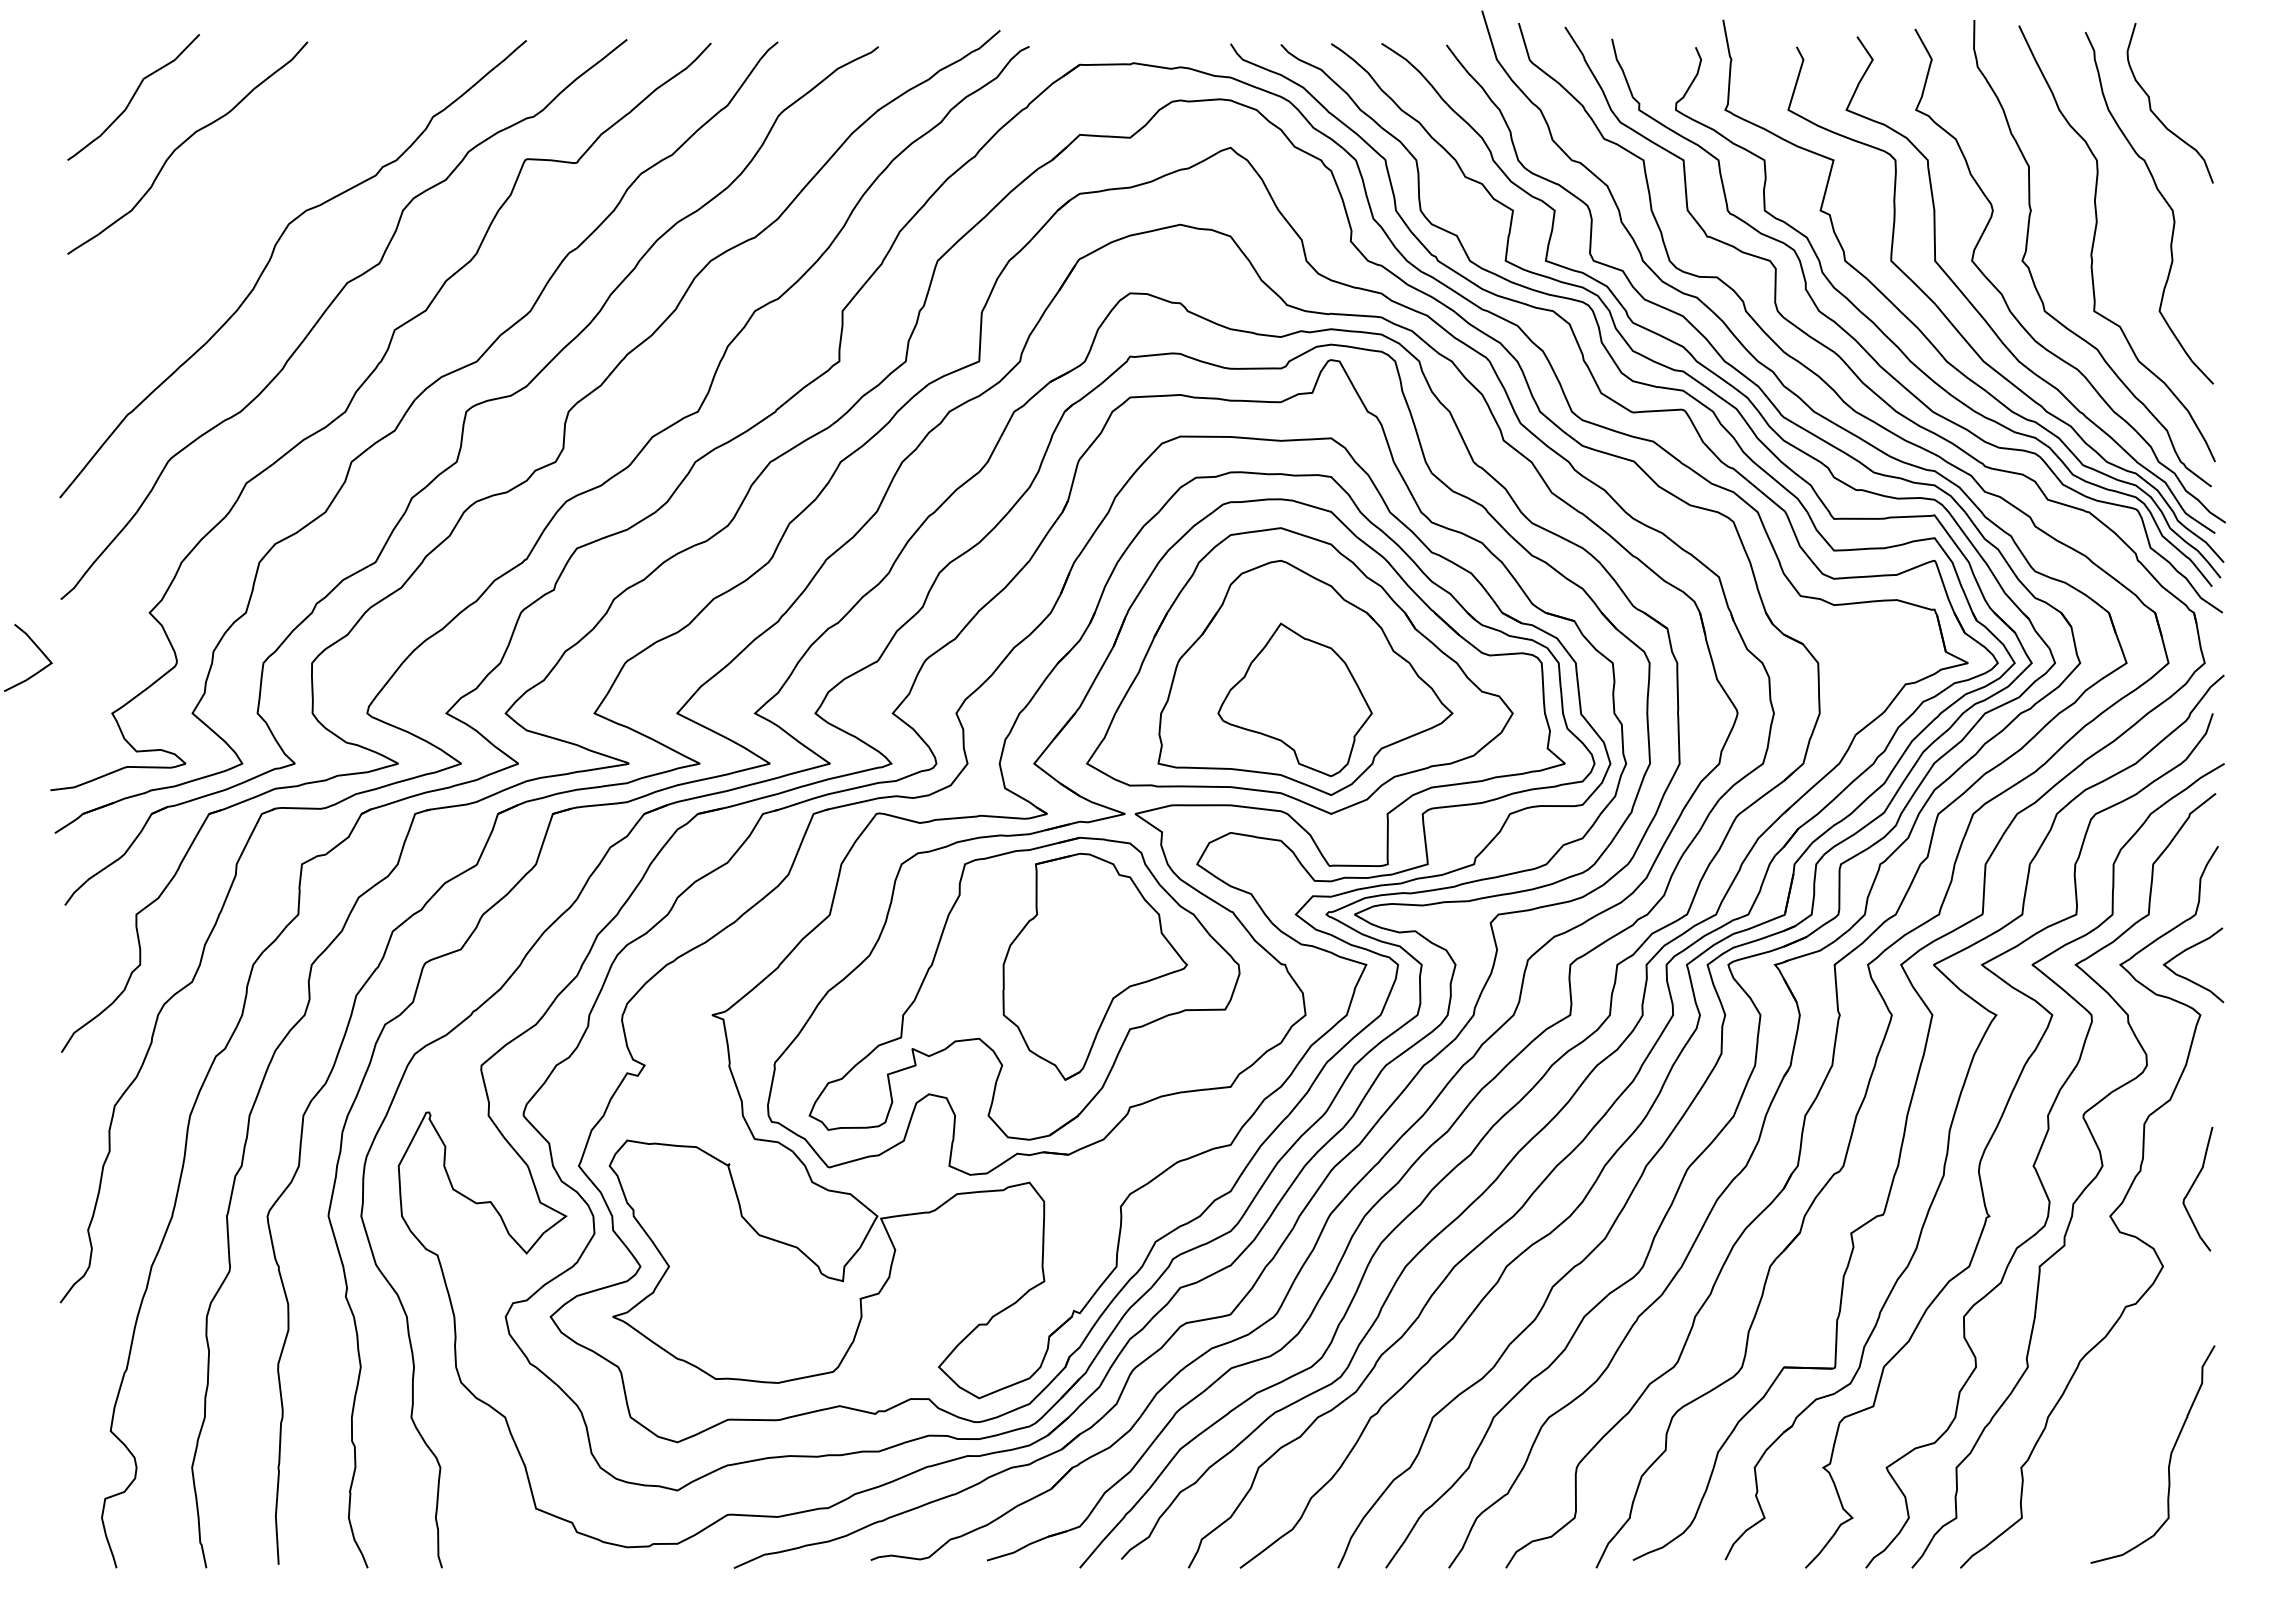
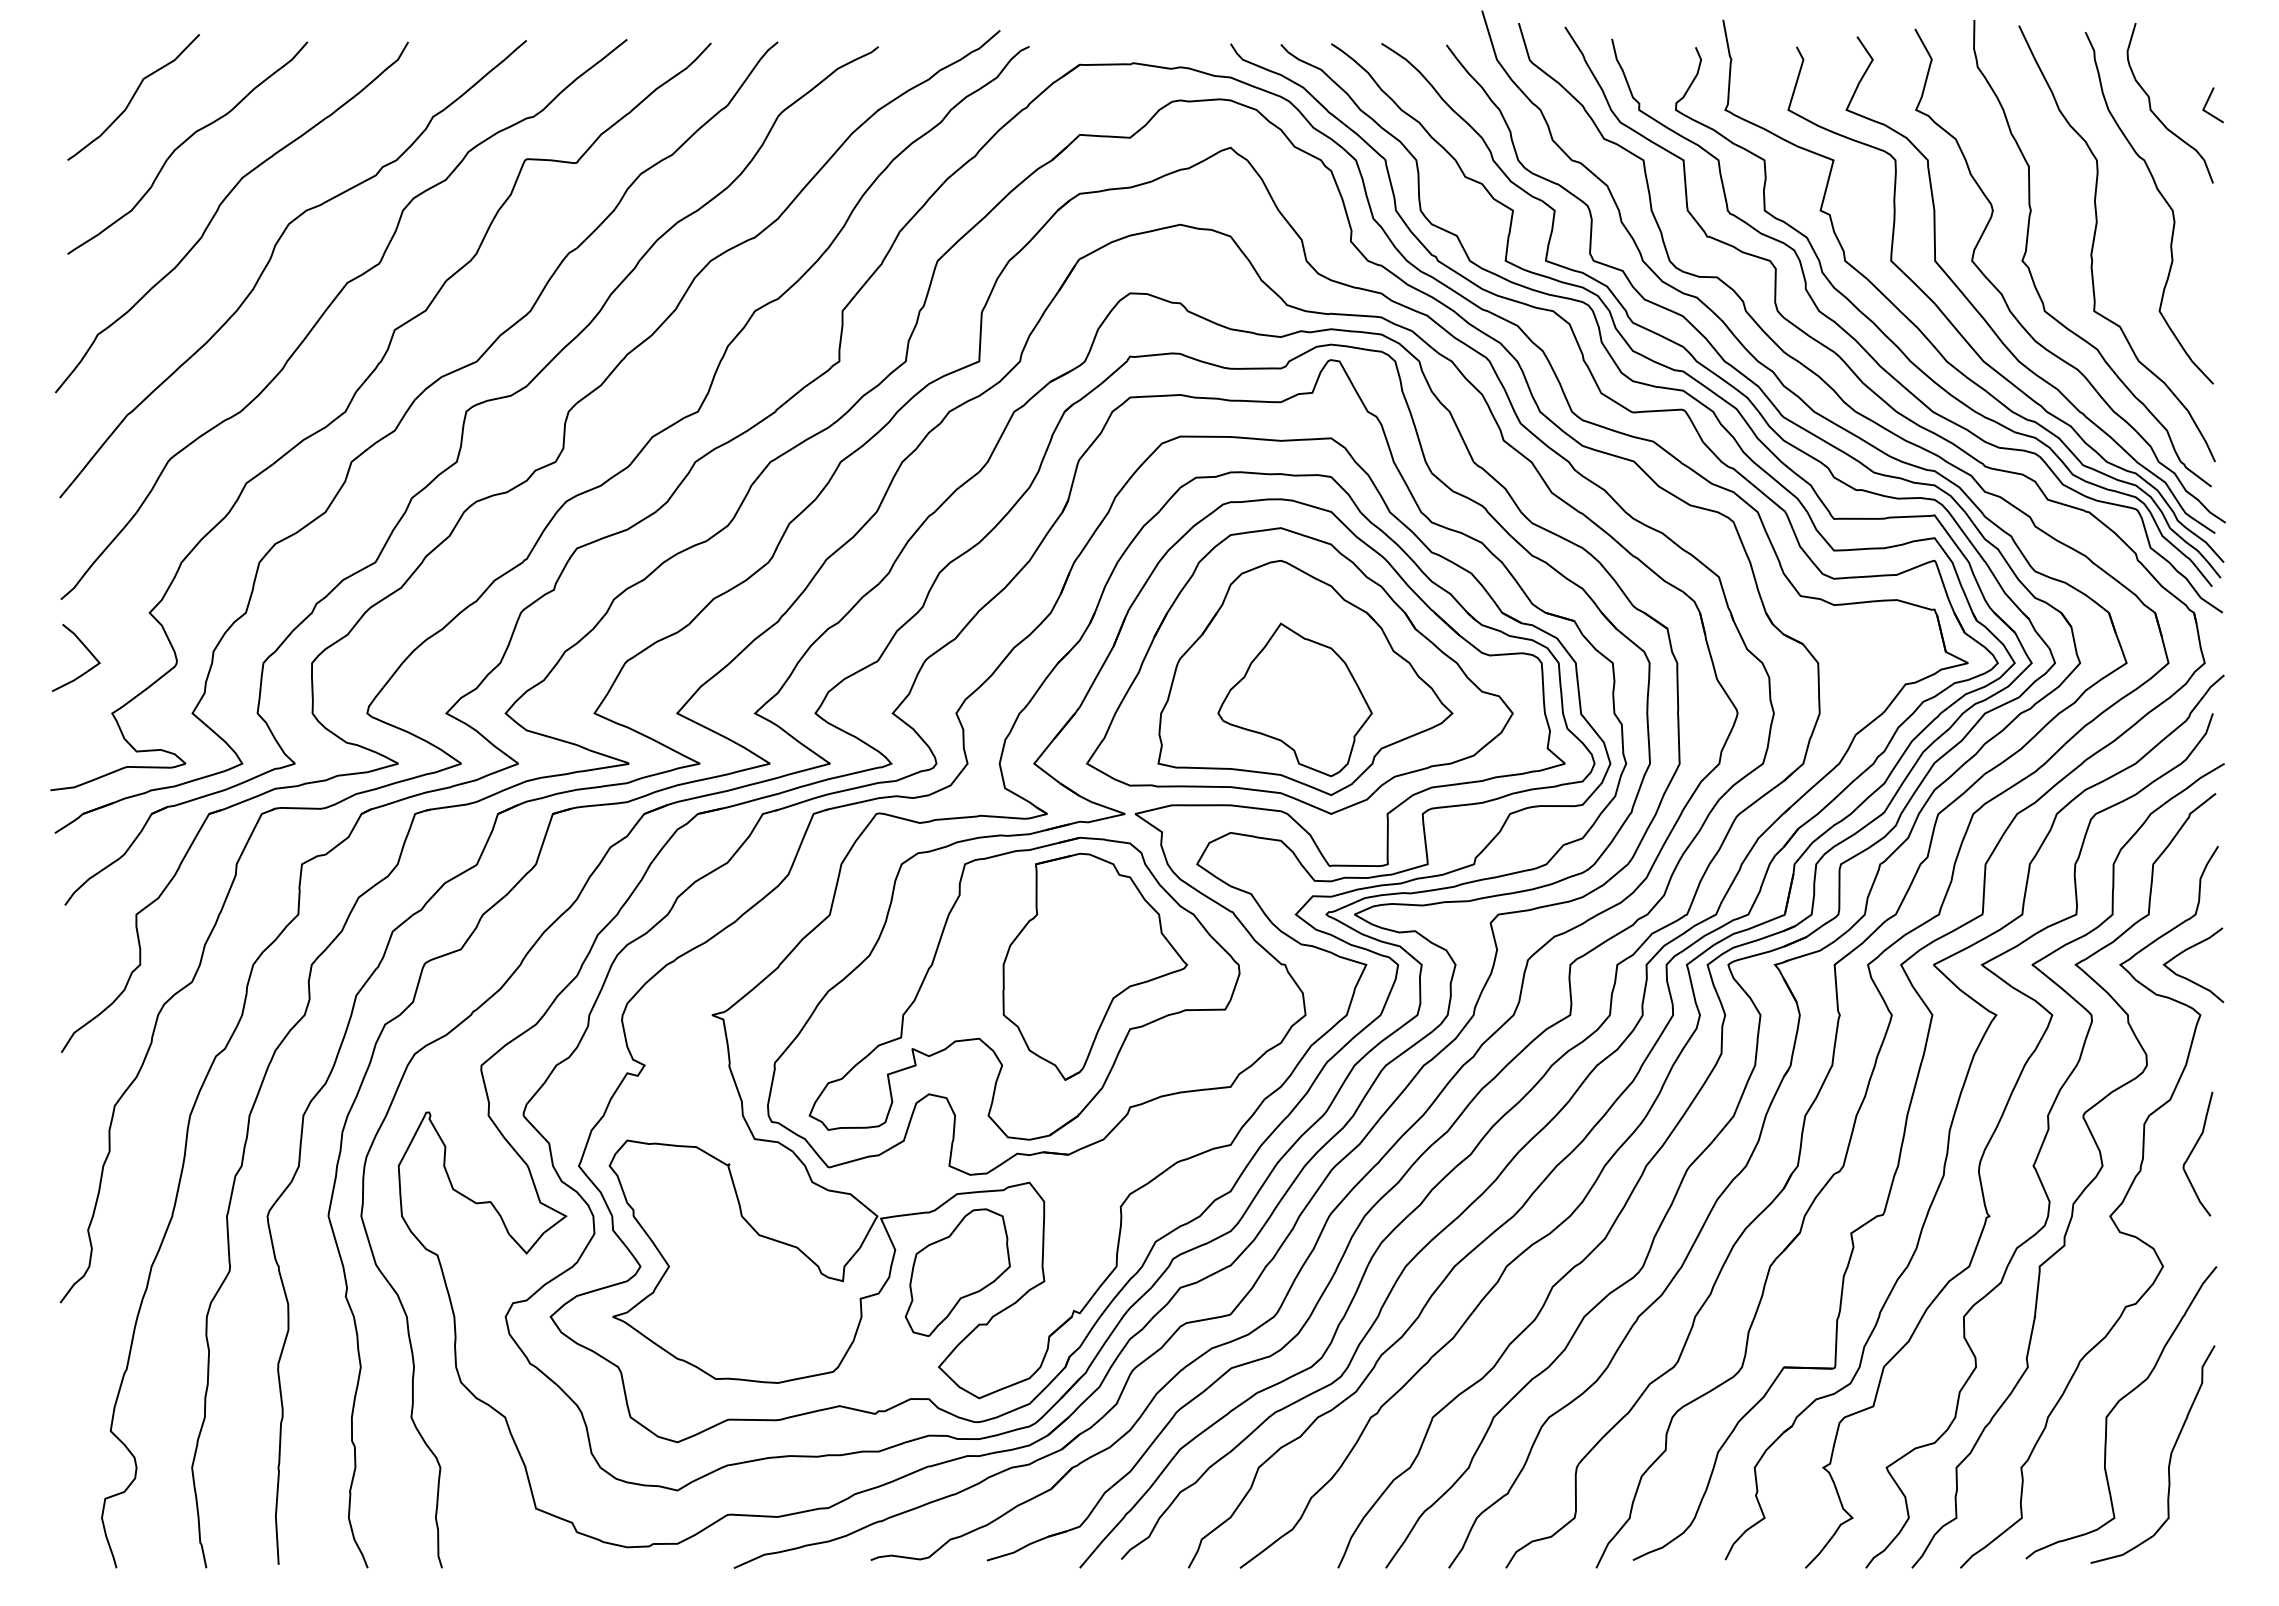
line: none -> present (2207, 103)
curve: none -> present (218, 210)
curve position: (37, 648) -> (85, 648) (85, 648)
curve position: (2192, 1187) -> (2192, 1152) (2192, 1152)
part: none -> present (957, 1272)
curve: none -> present (2115, 1407)
